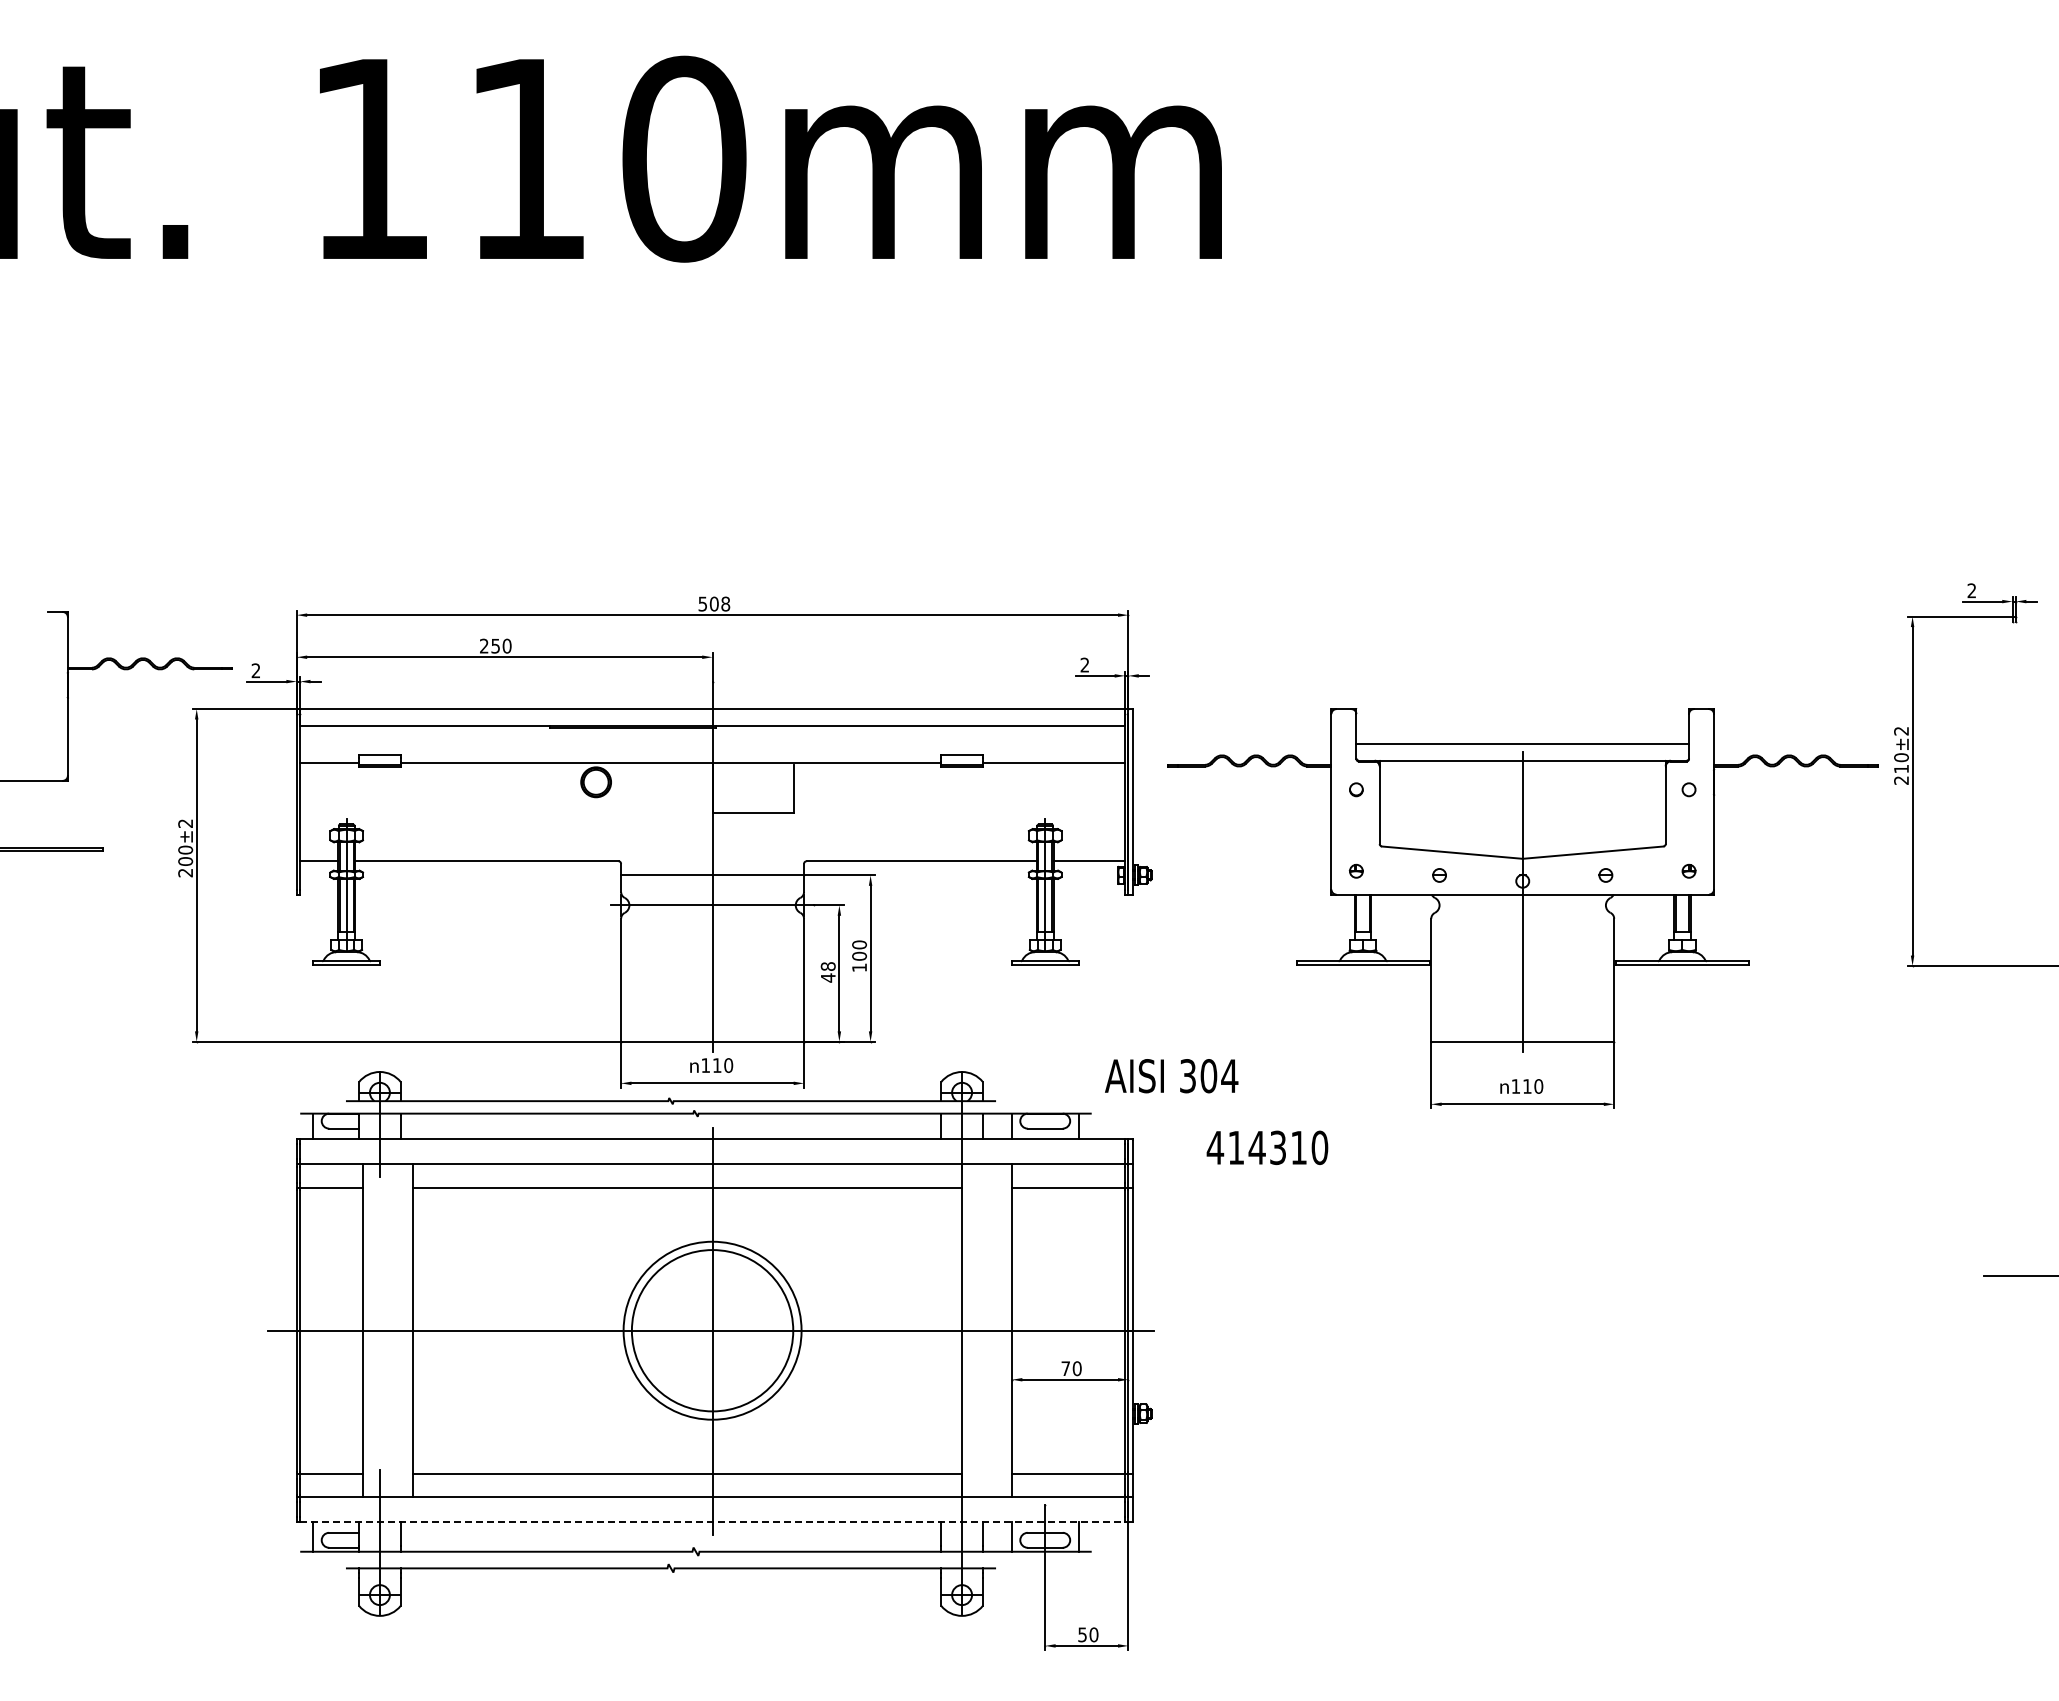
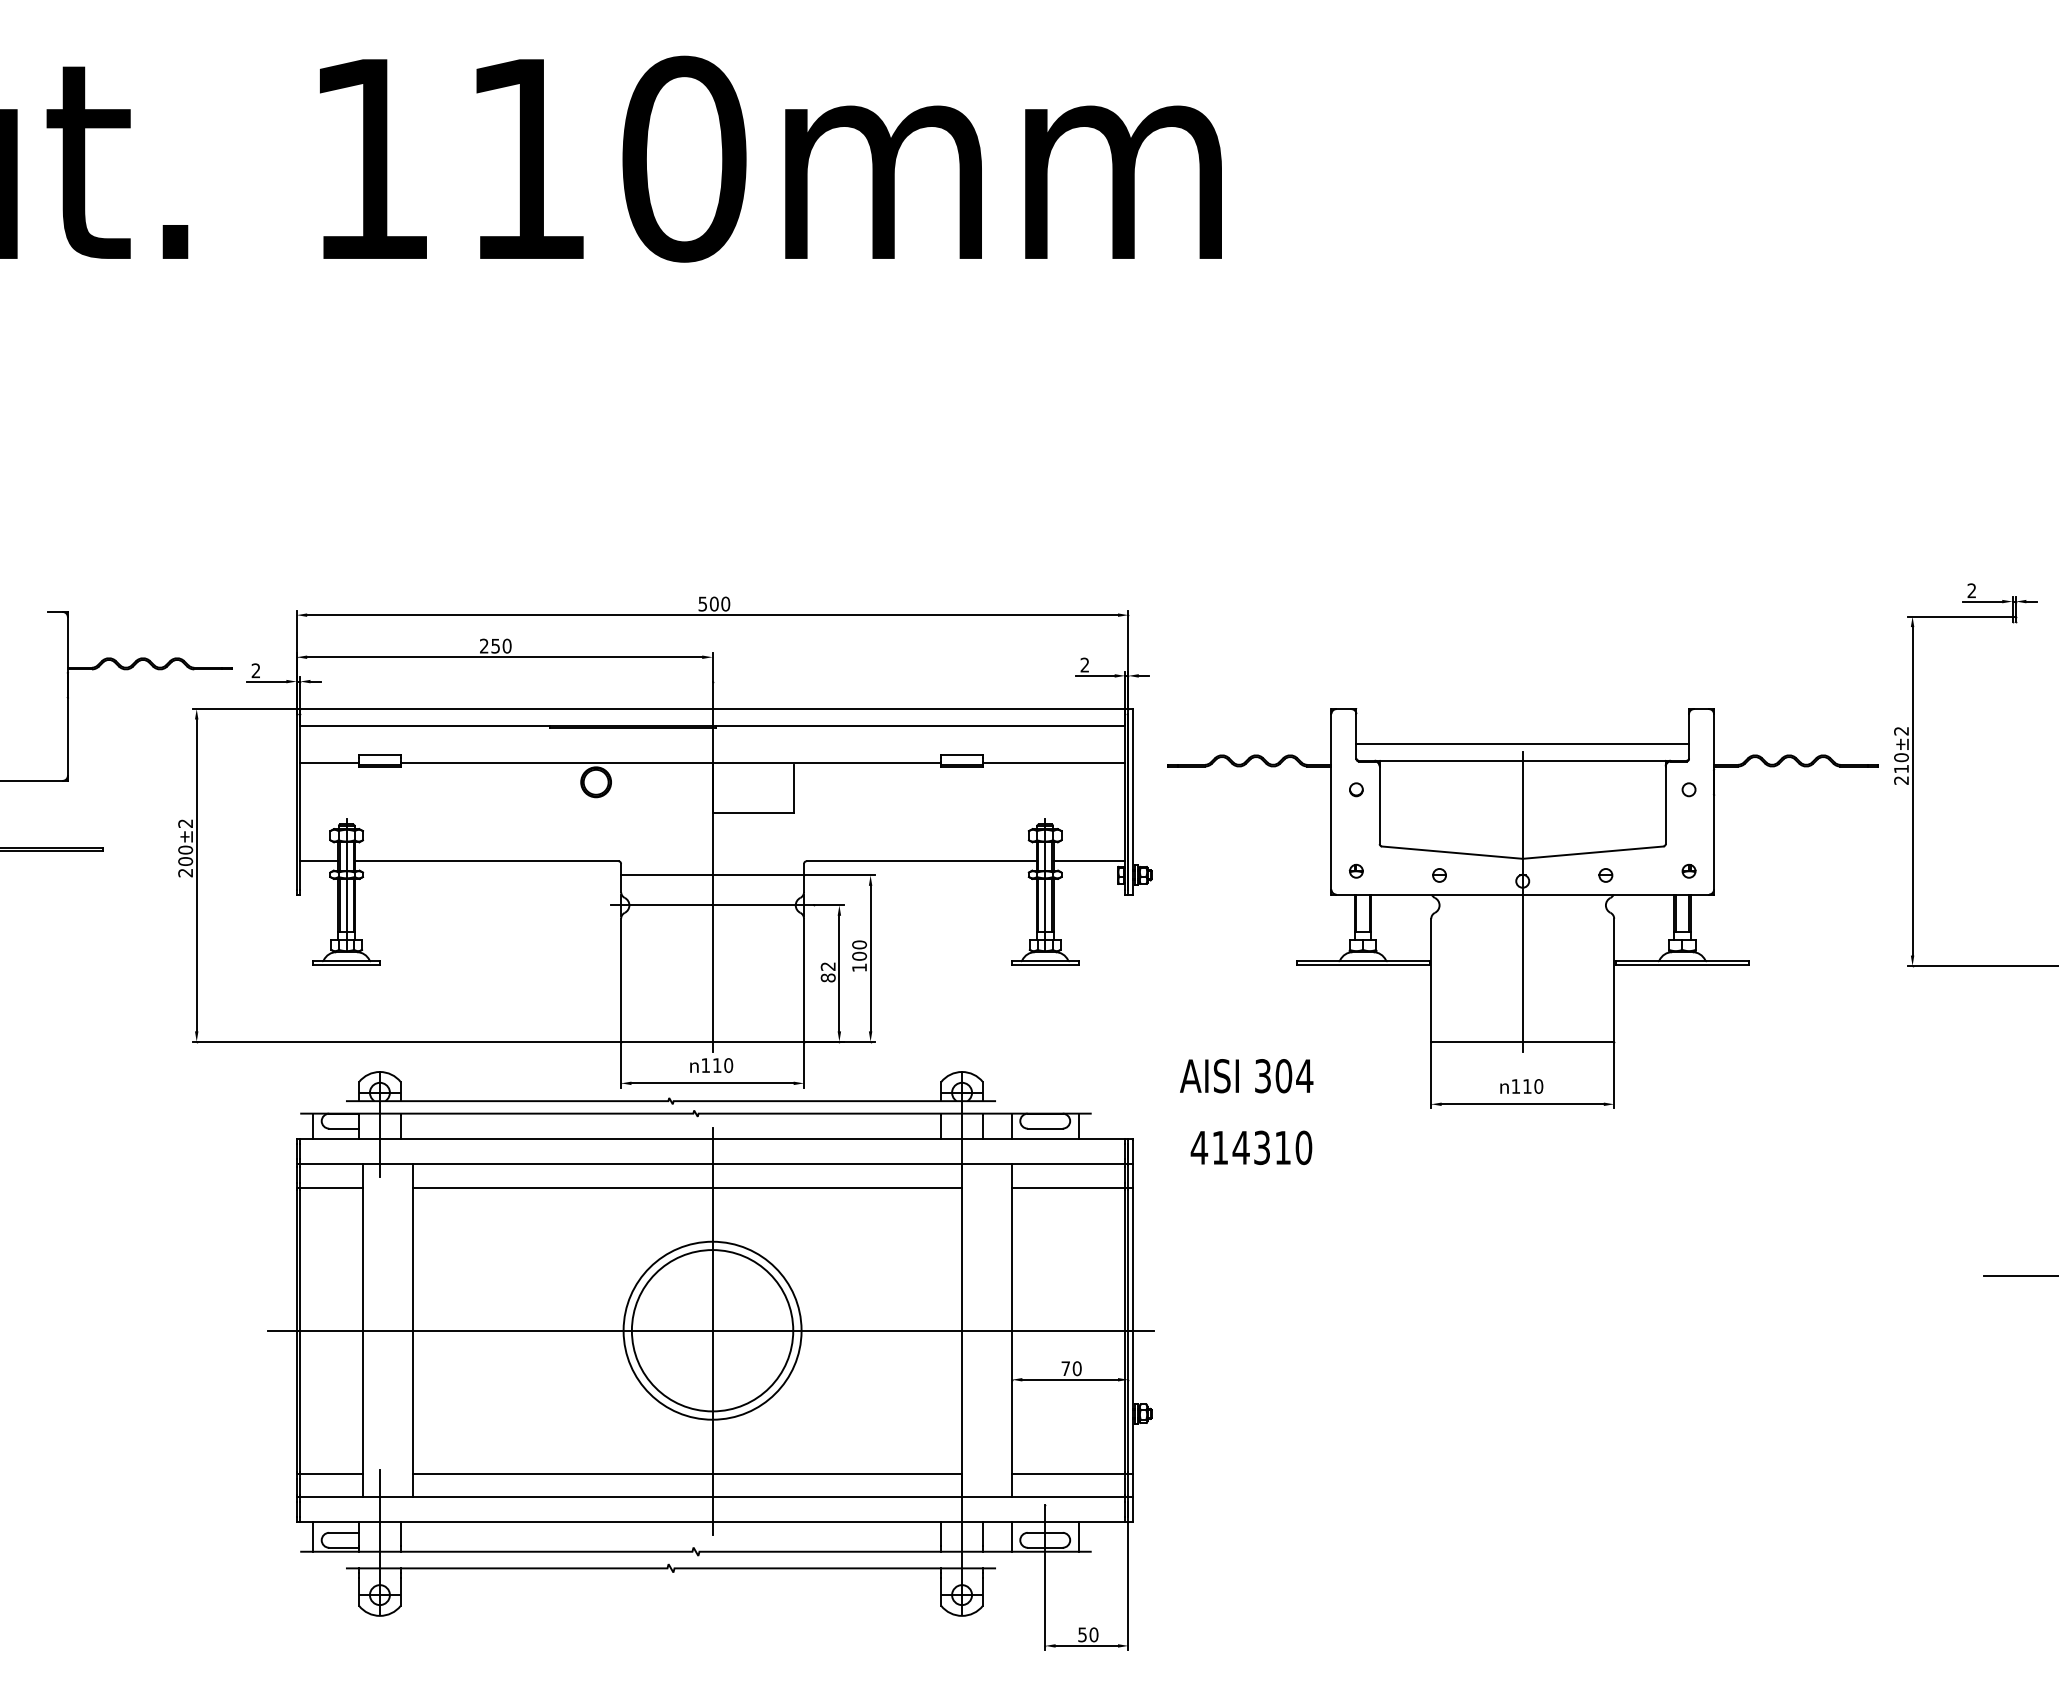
text: 508 -> 500 (725, 604)
text: 48 -> 82 (827, 972)
text position: (1171, 1076) -> (1246, 1076) (1246, 1076)
text position: (1267, 1147) -> (1251, 1147) (1251, 1147)
line: dashed -> solid (713, 1522)
